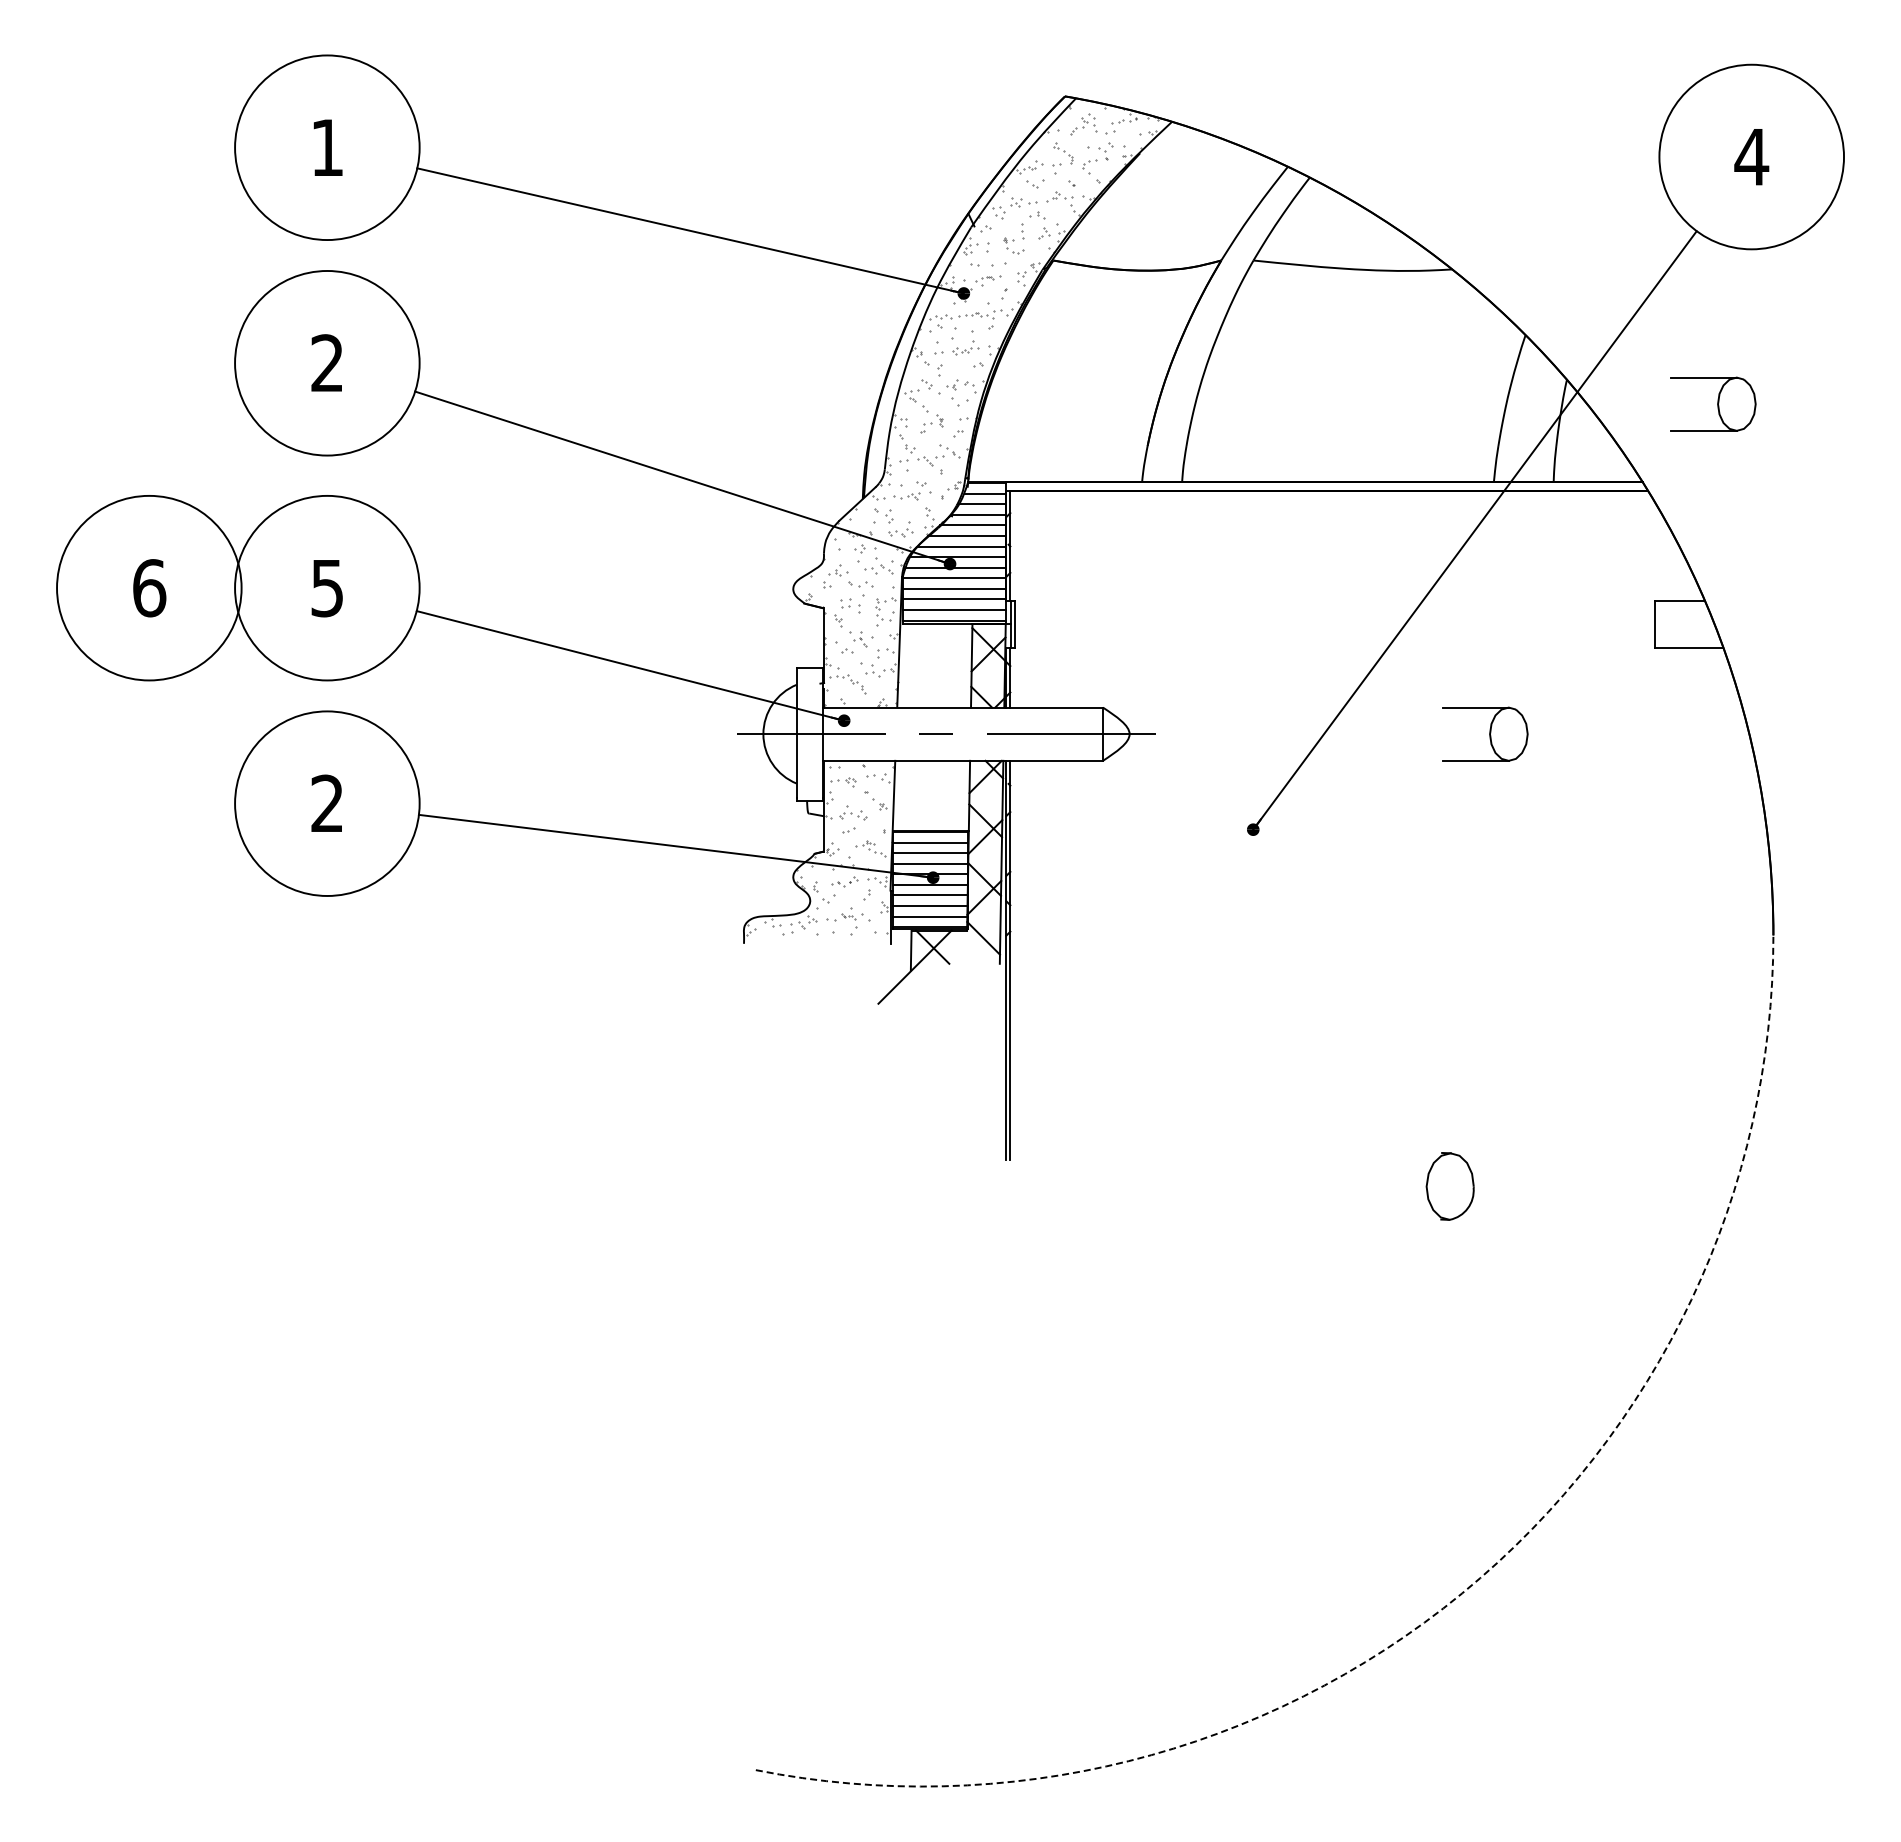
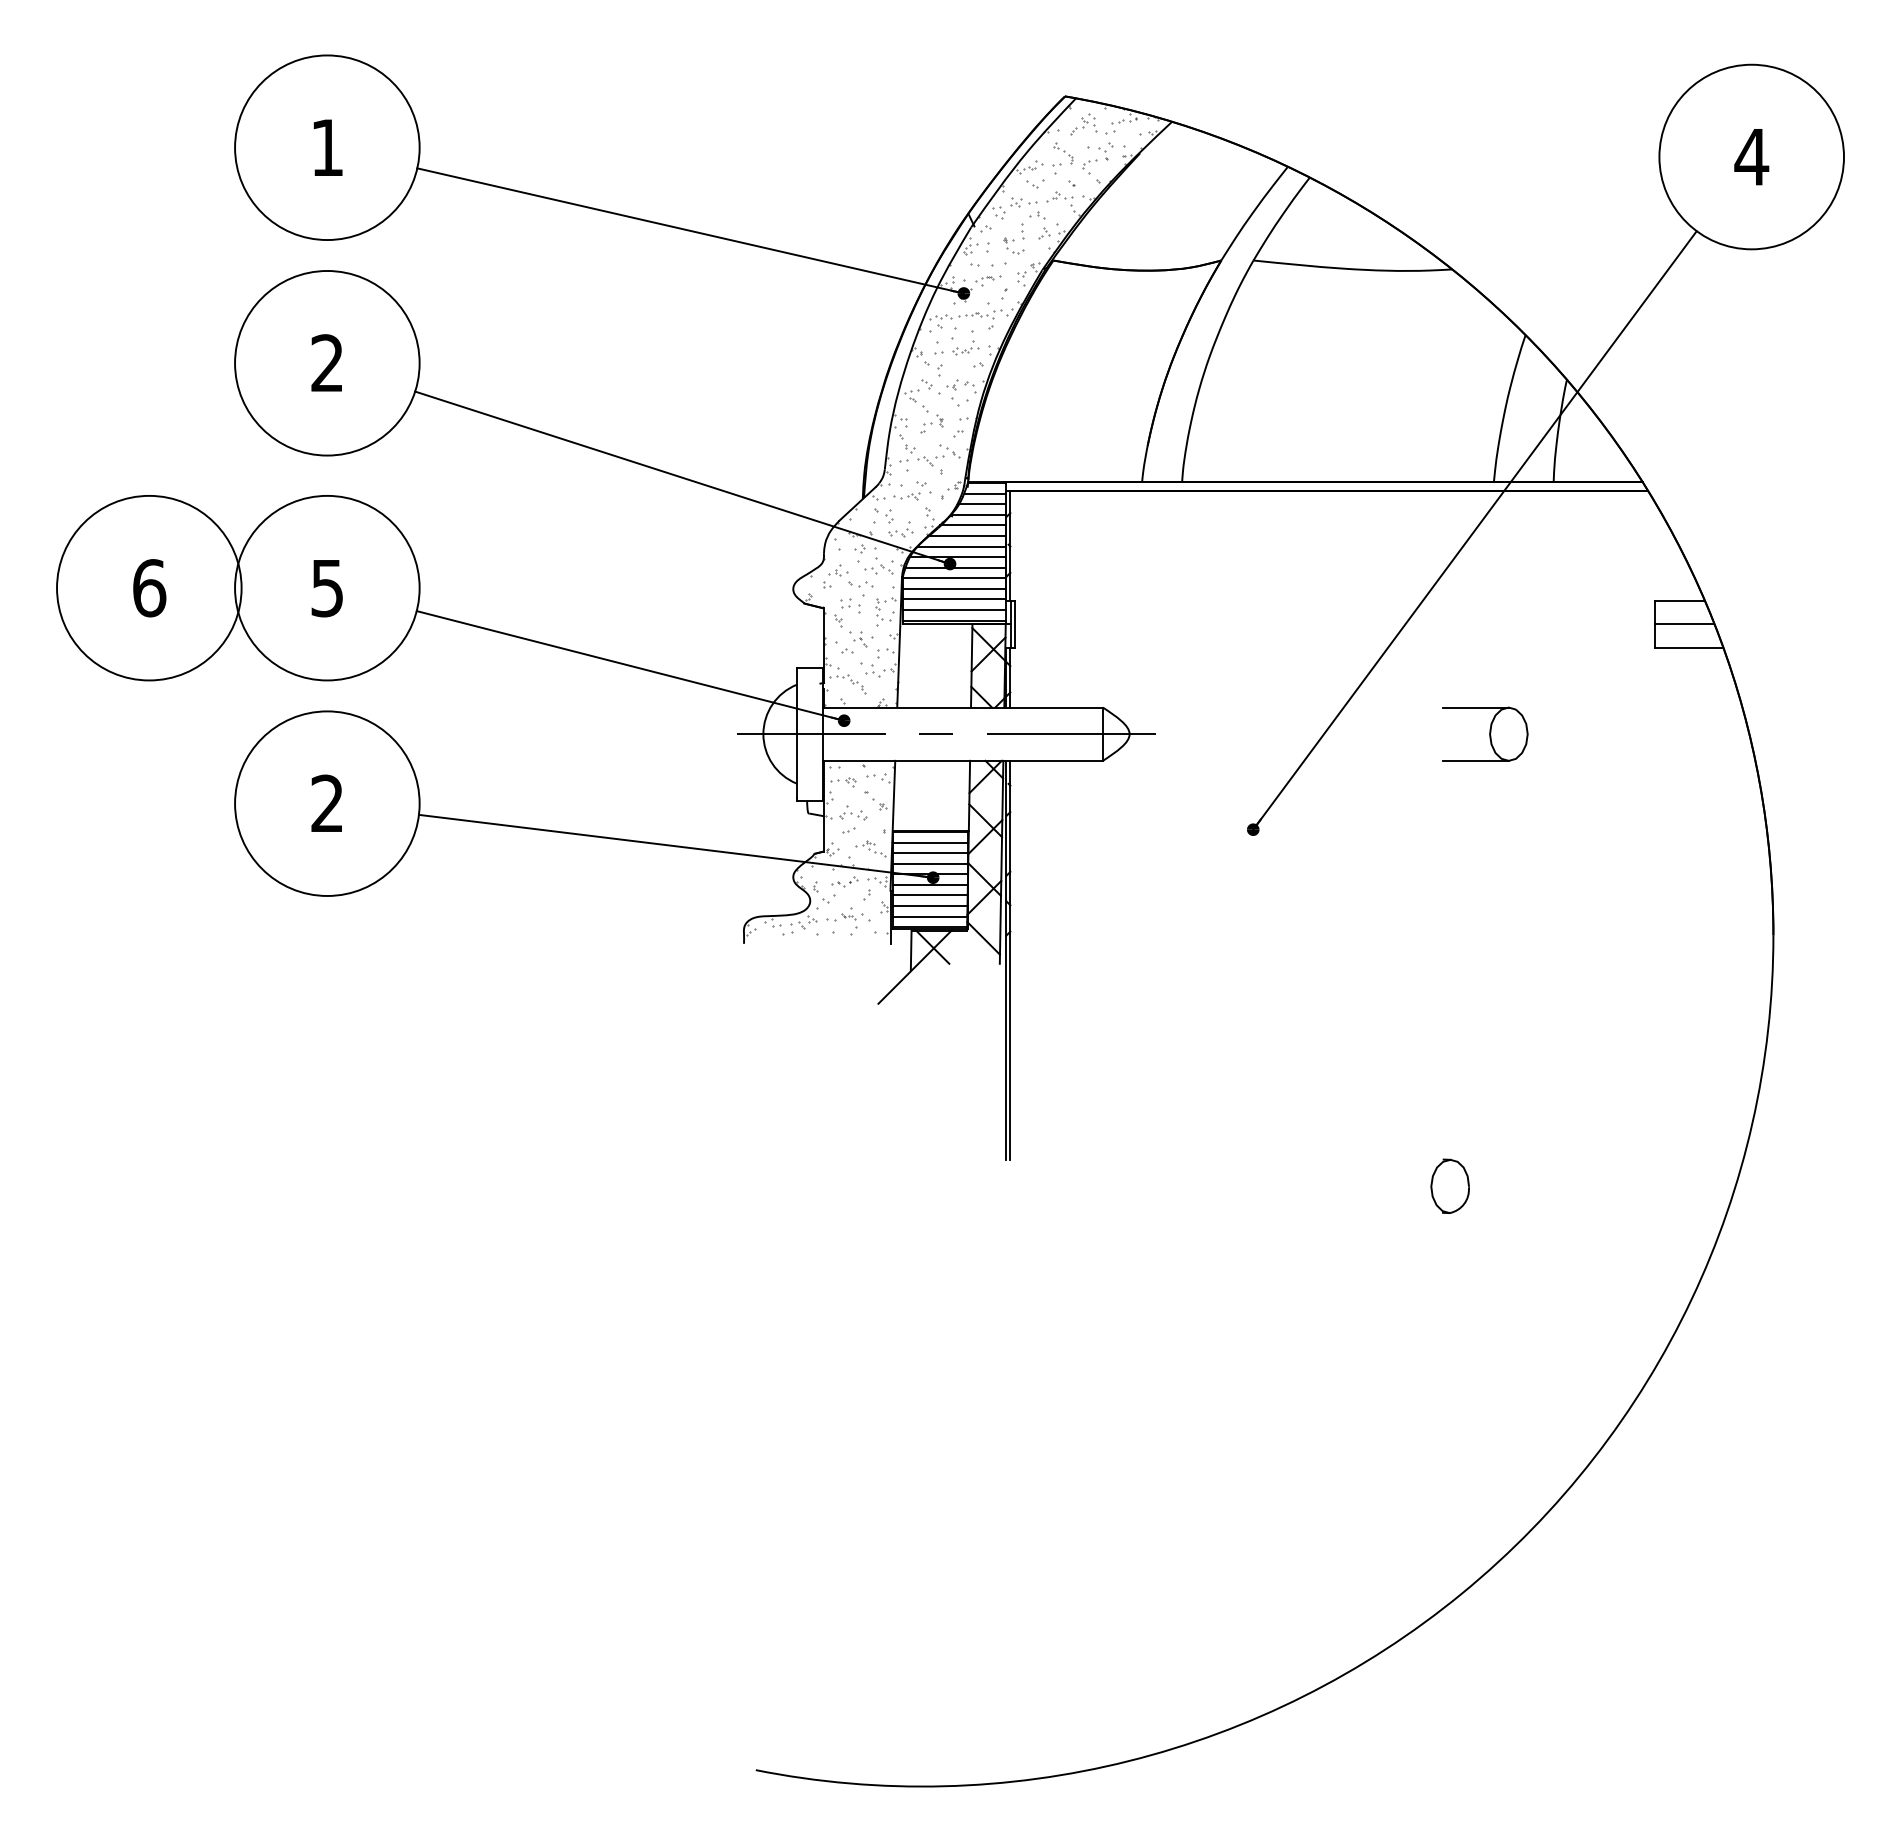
part: present -> none (1713, 403)
line: none -> present (1684, 624)
part size: 50x69 px -> 40x56 px (1449, 1185)
arc: dashed -> solid (1462, 1593)
